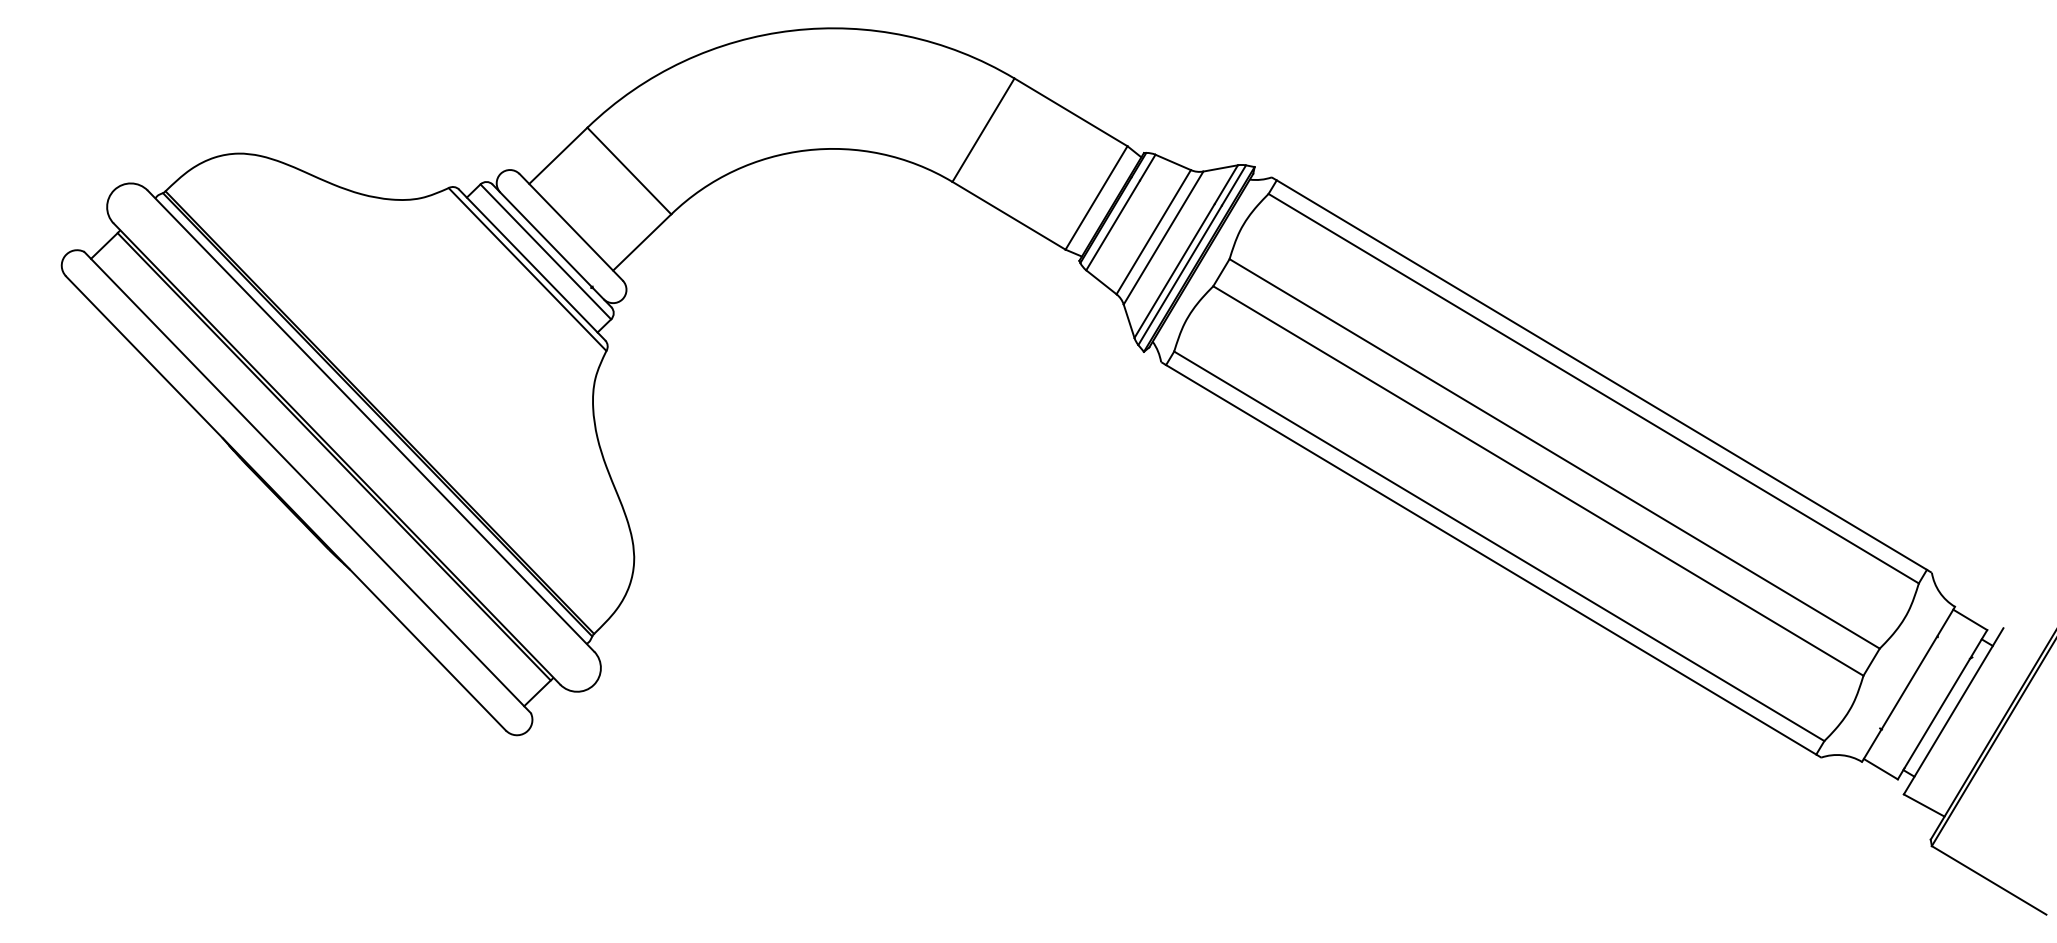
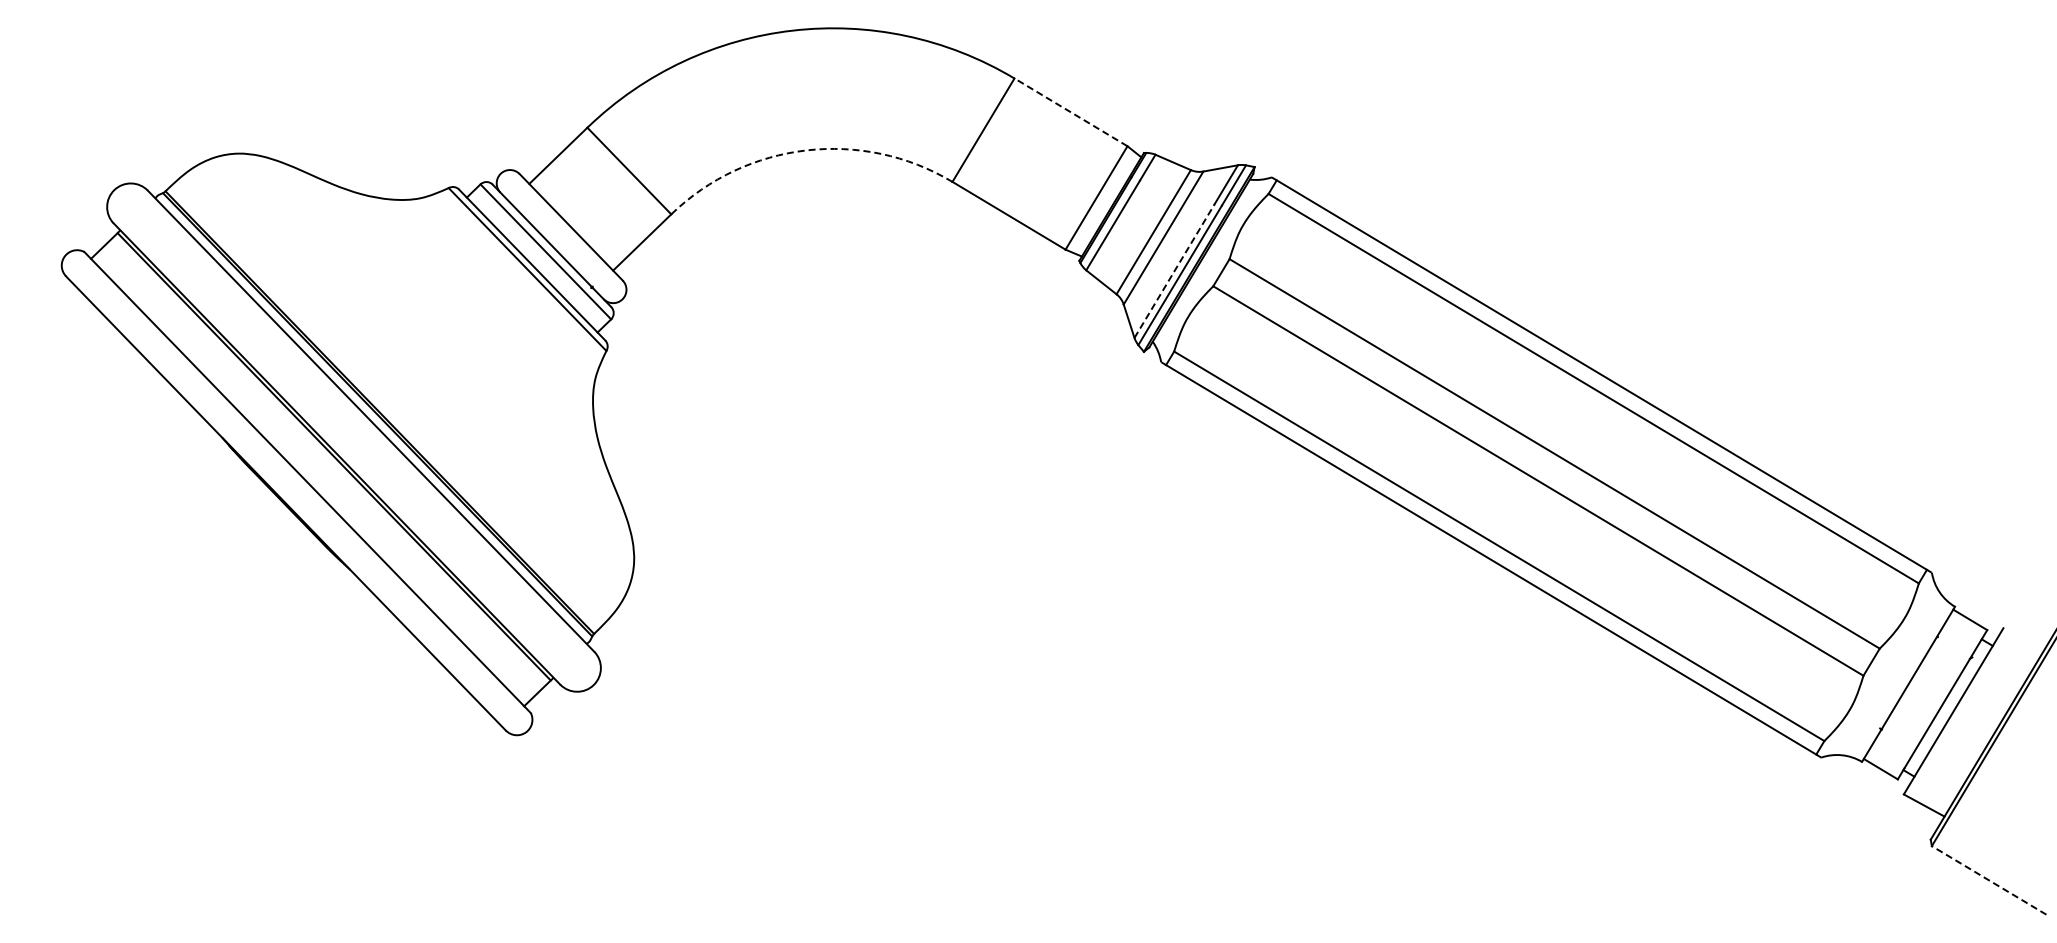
line: solid -> dashed (1071, 112)
arc: solid -> dashed (806, 150)
line: solid -> dashed (1174, 270)
line: solid -> dashed (1989, 880)
